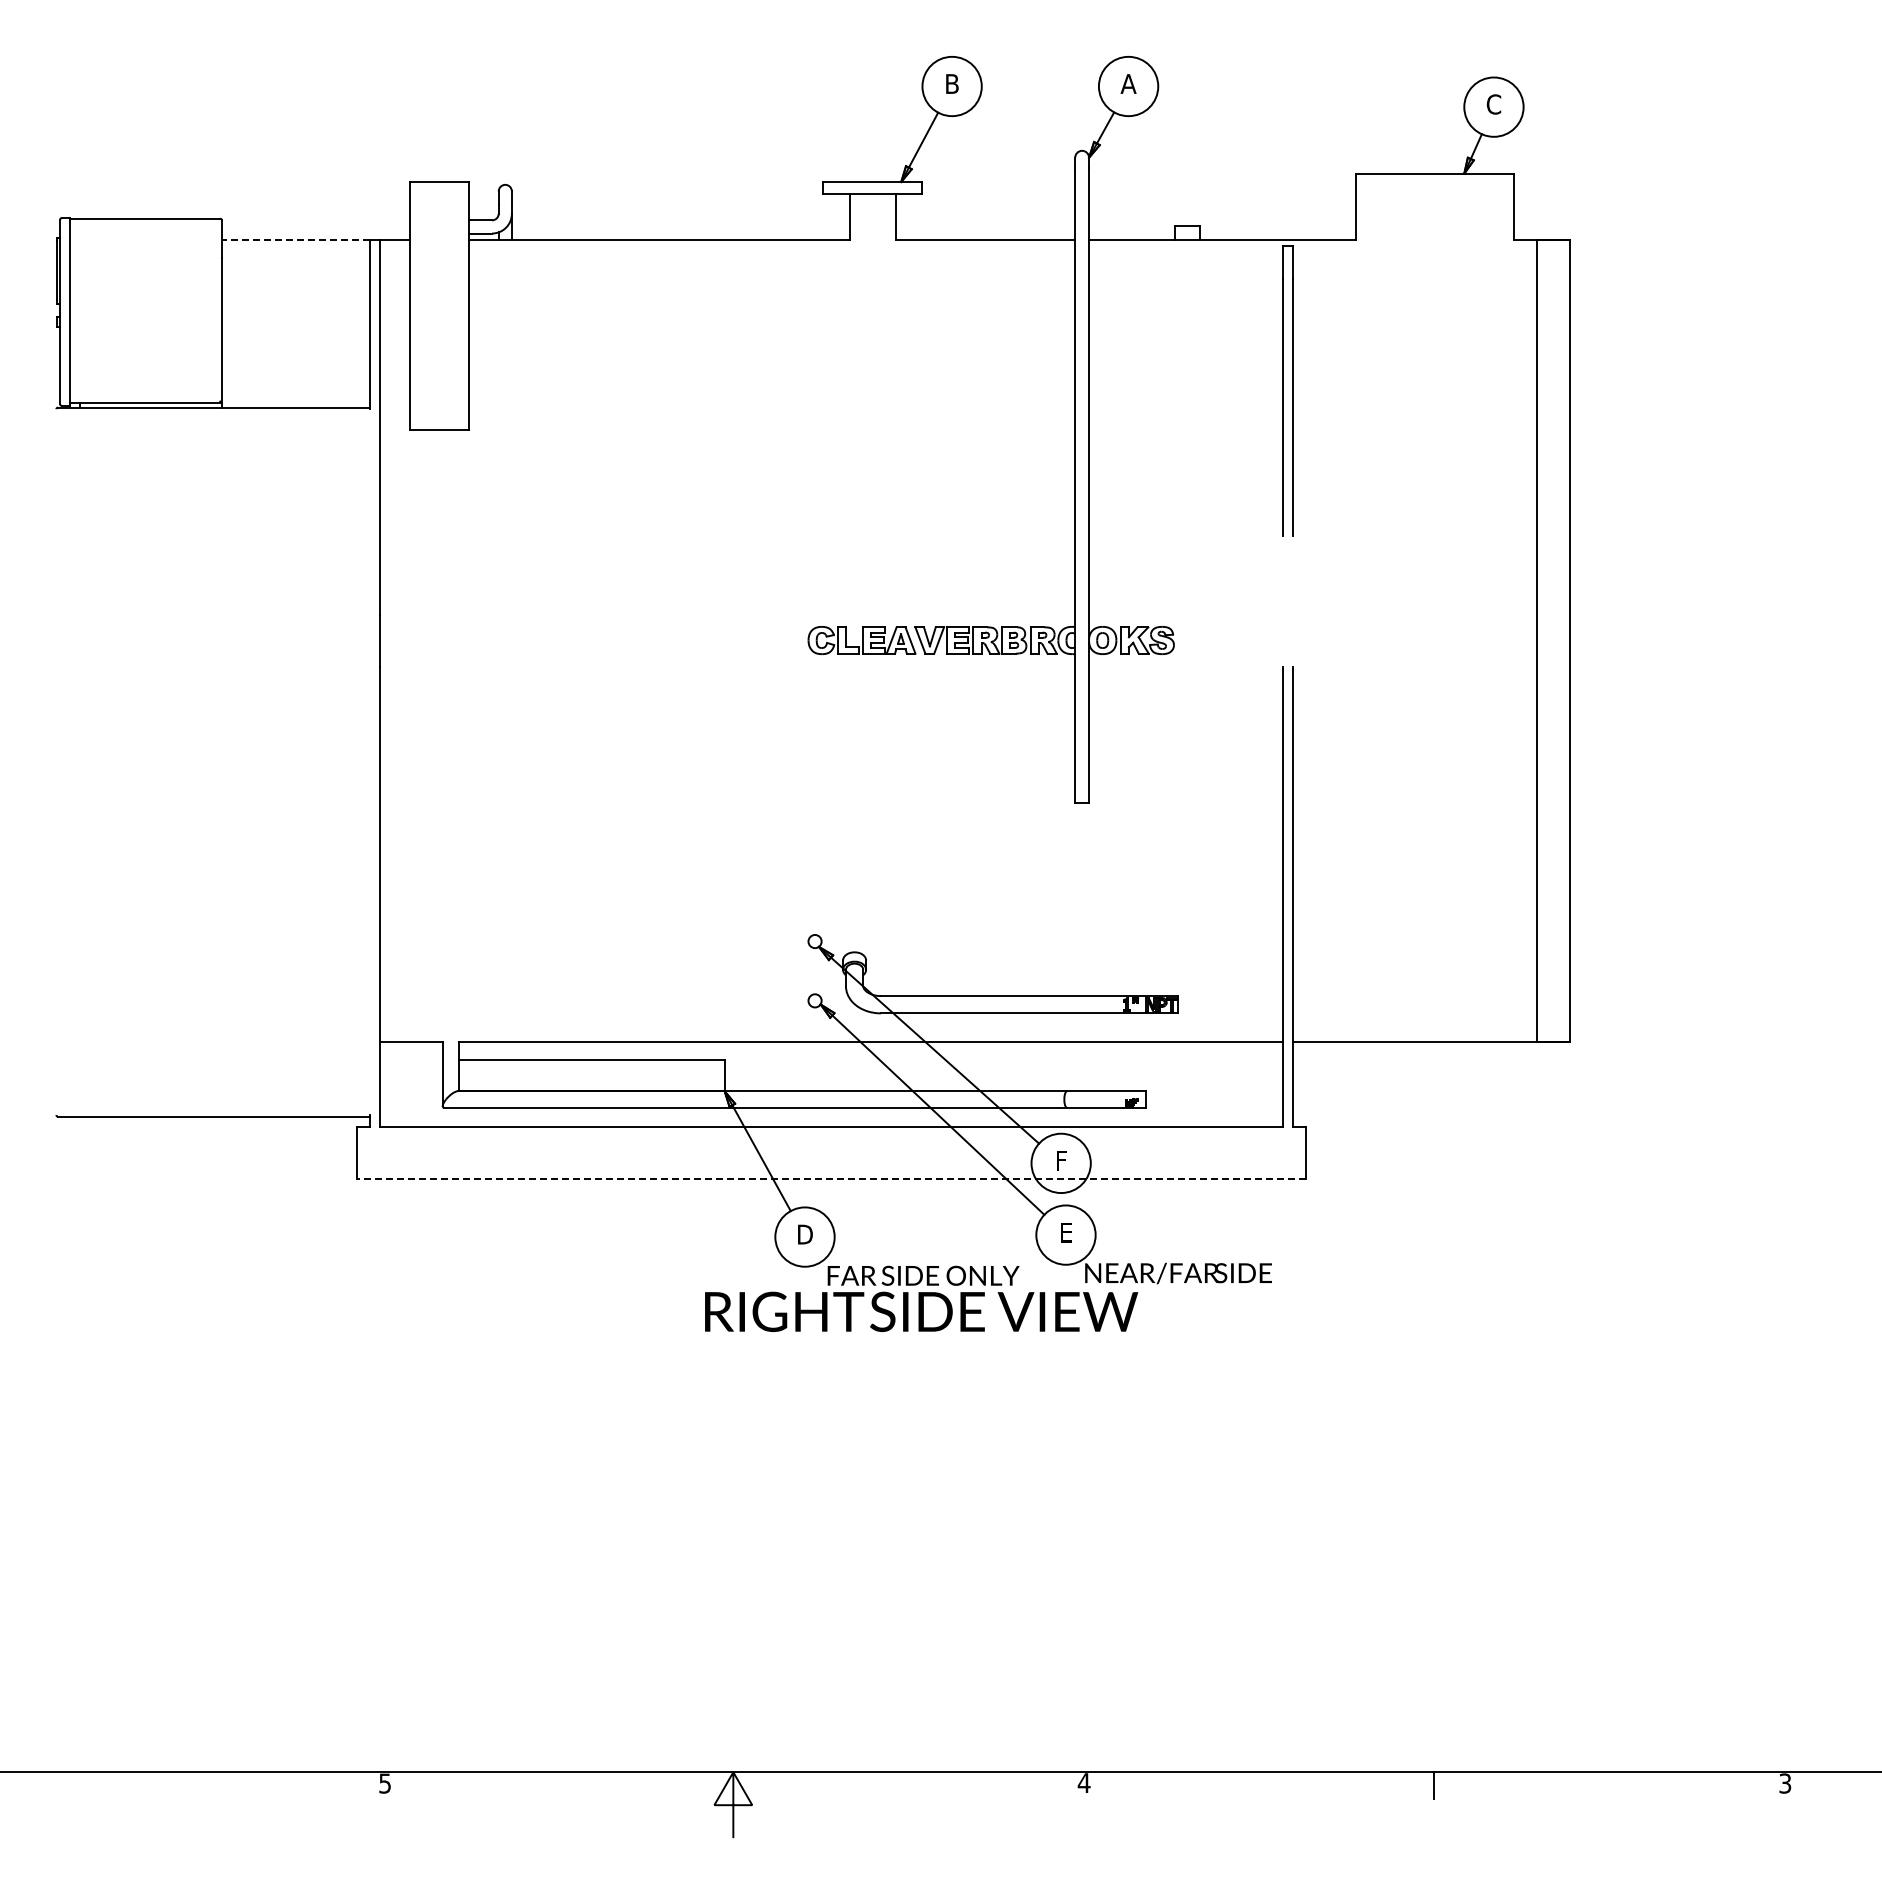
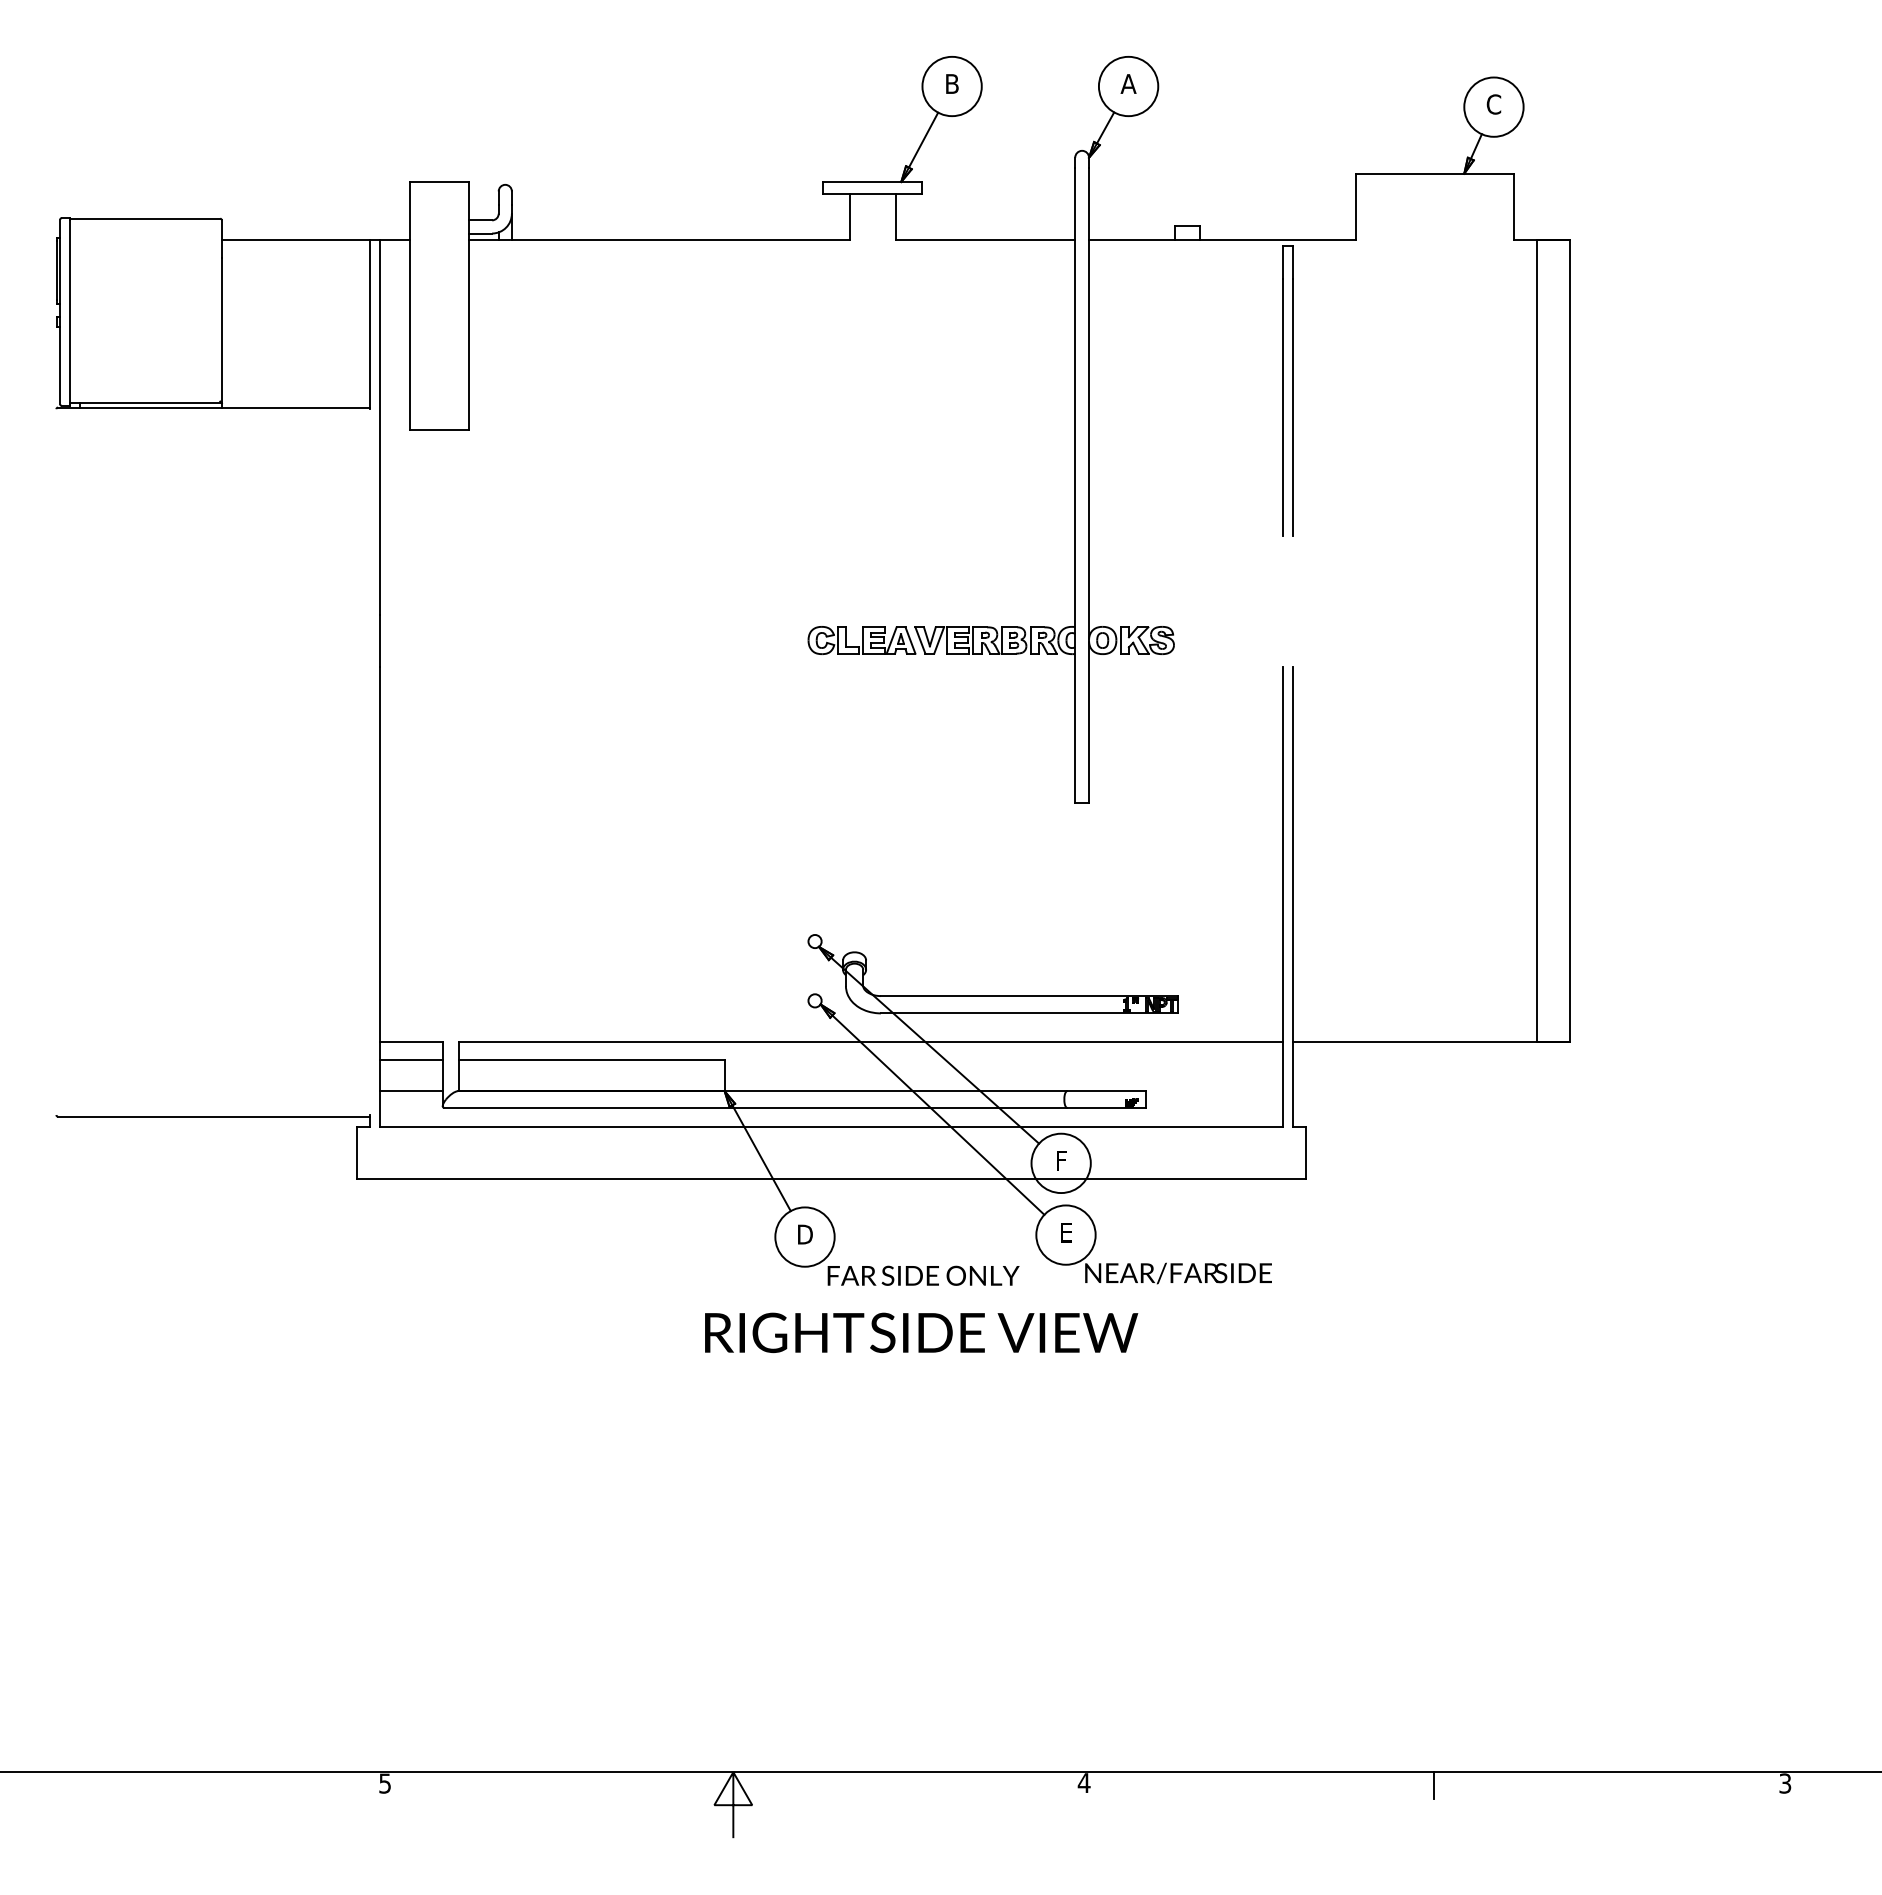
line: dashed -> solid (295, 240)
line: none -> present (411, 1059)
line: none -> present (411, 1091)
line: dashed -> solid (831, 1179)
text position: (921, 1311) -> (921, 1332) (921, 1332)
